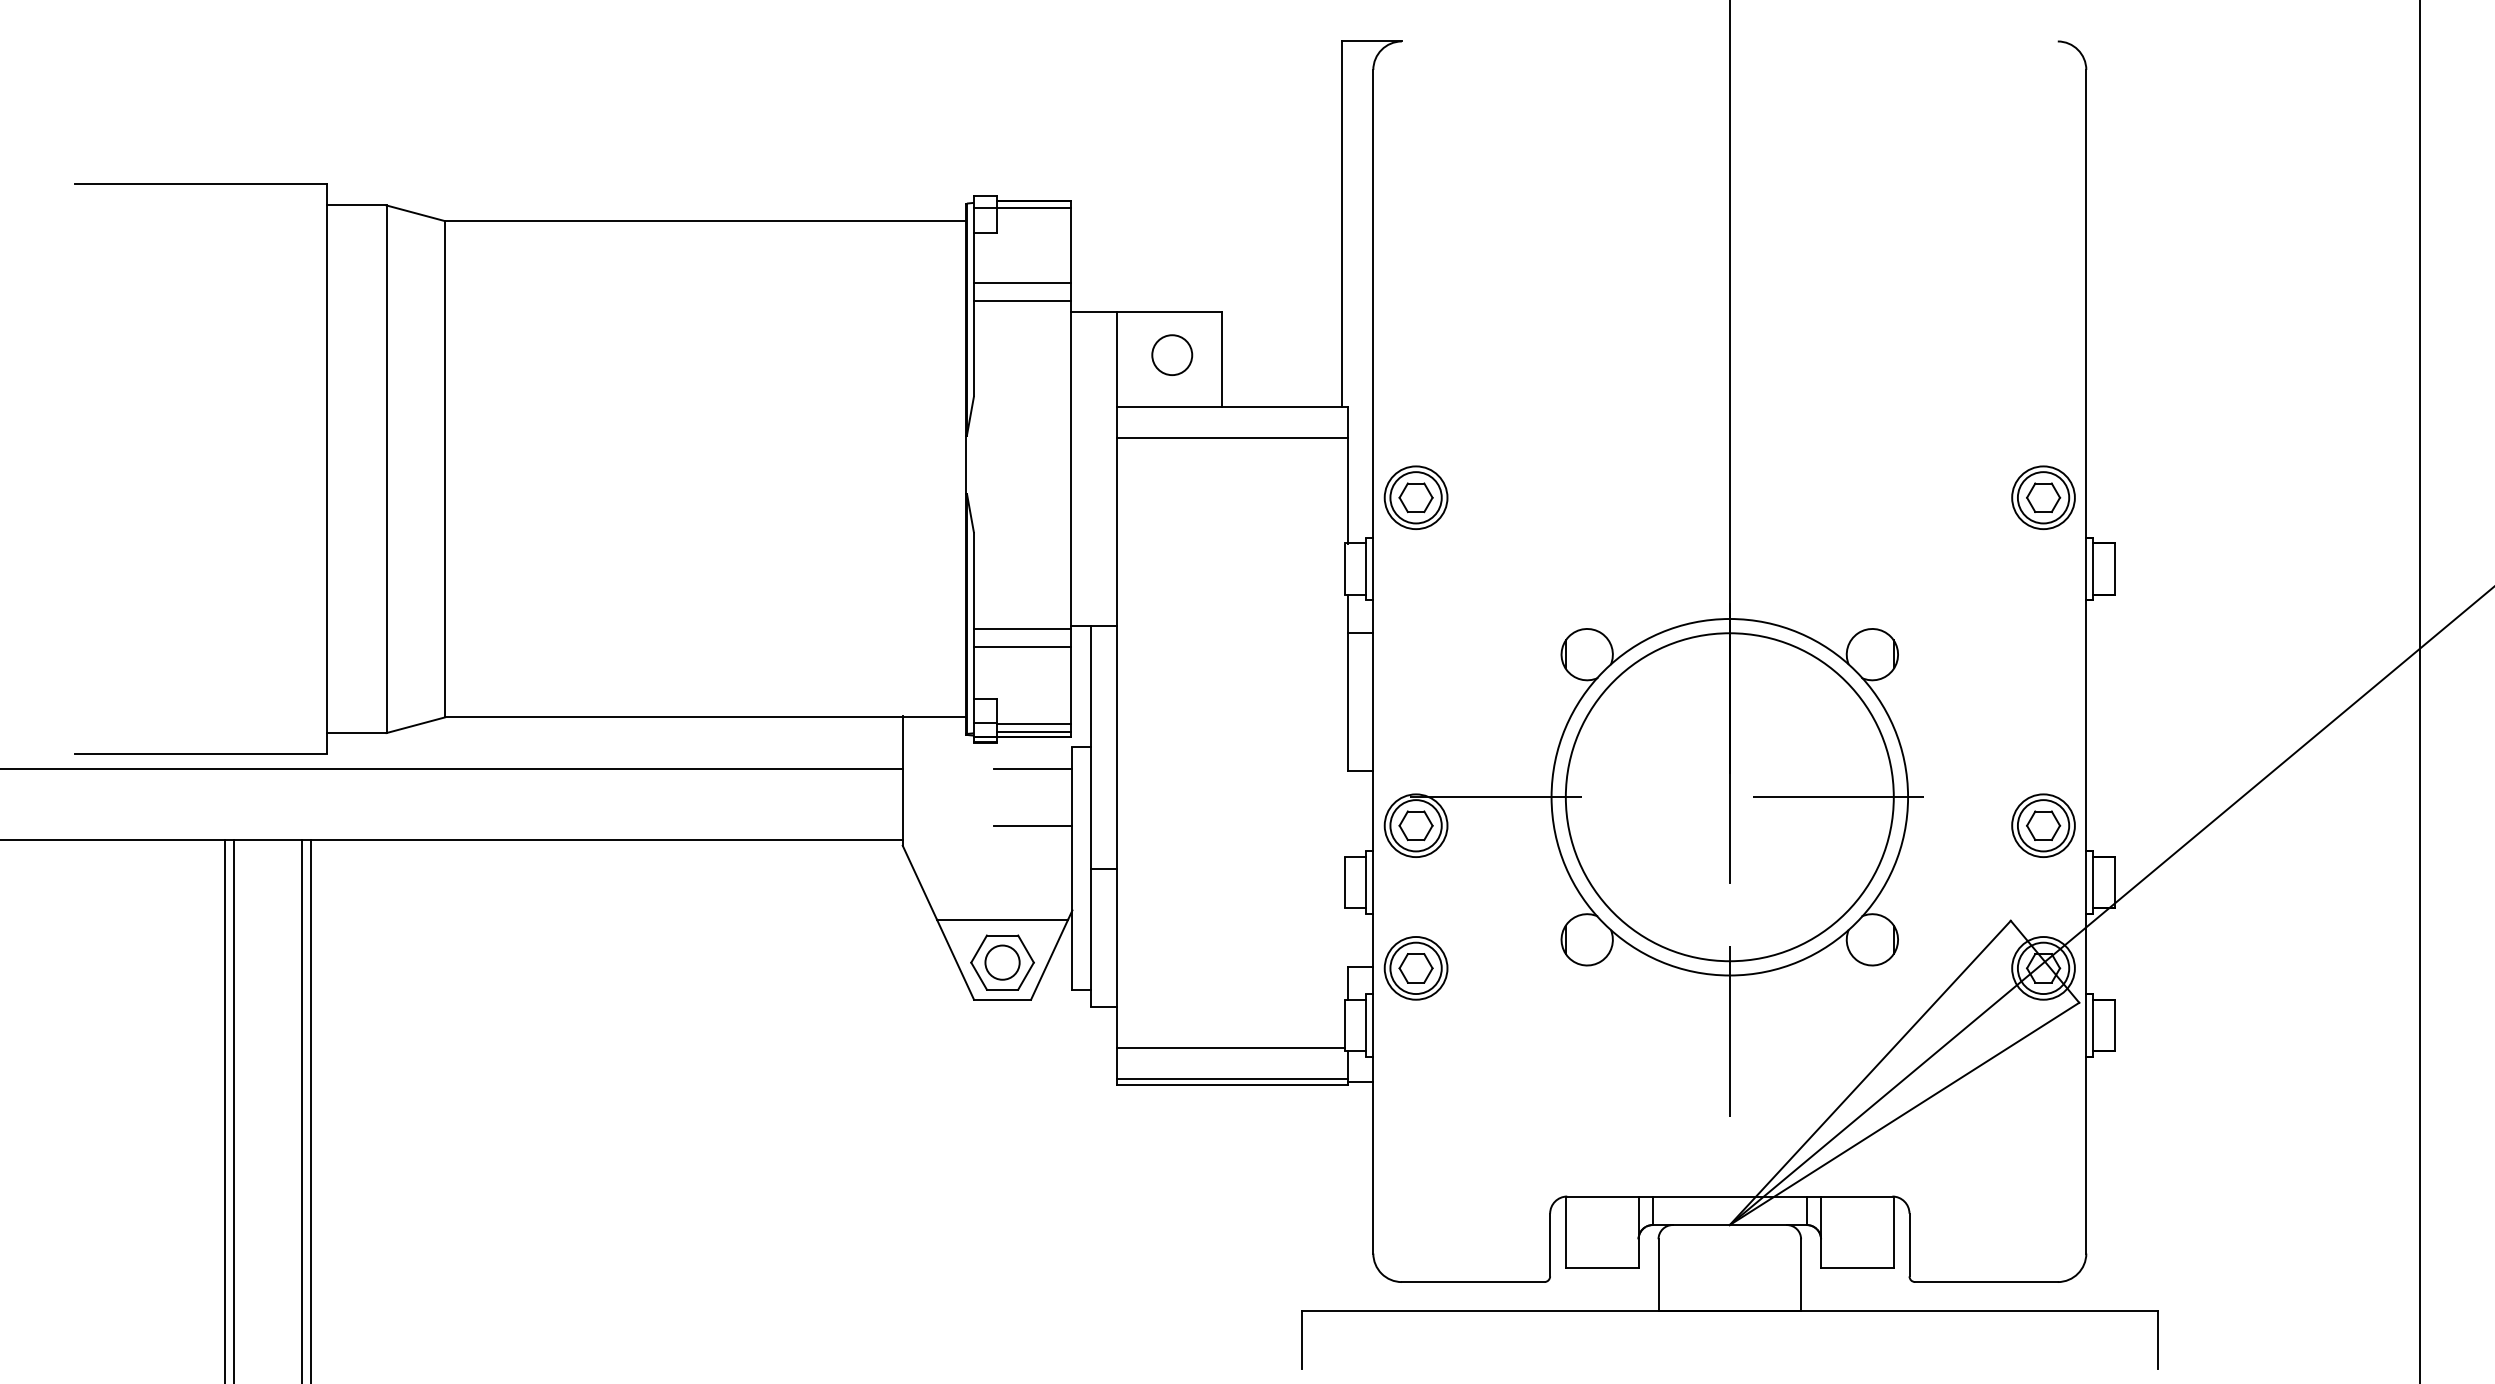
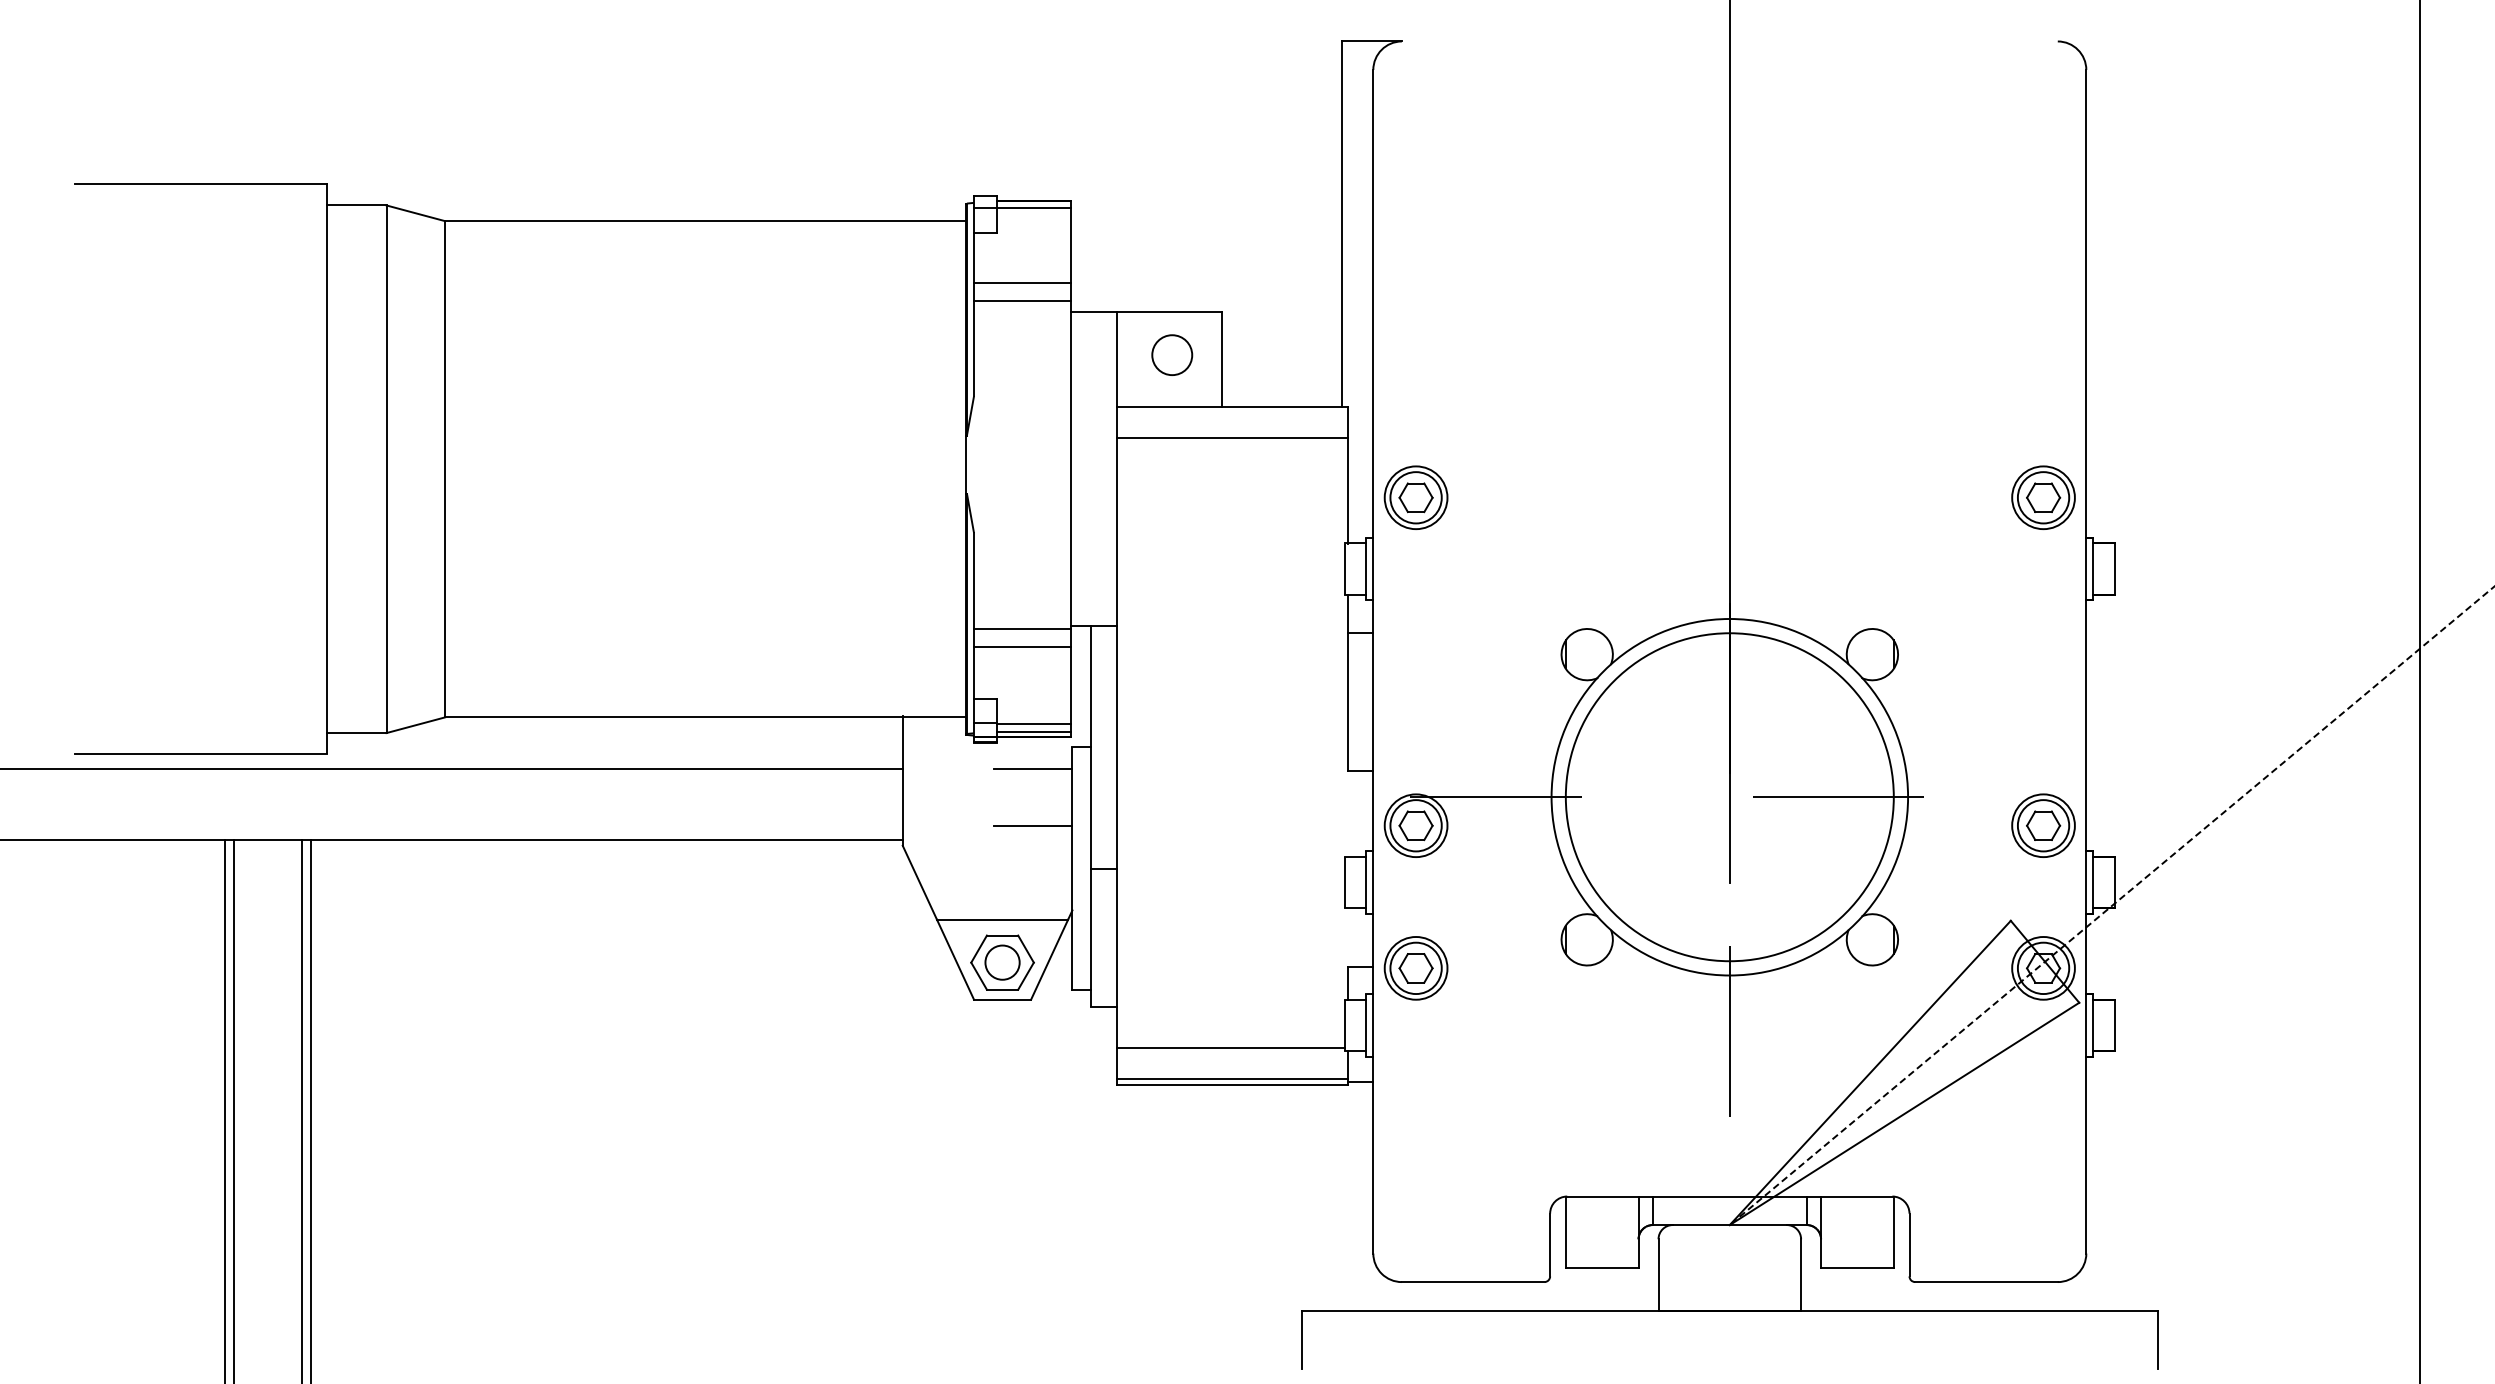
line: solid -> dashed (2112, 905)
